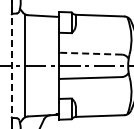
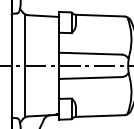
line: dashed -> solid (90, 53)
line: dashed -> solid (11, 64)
